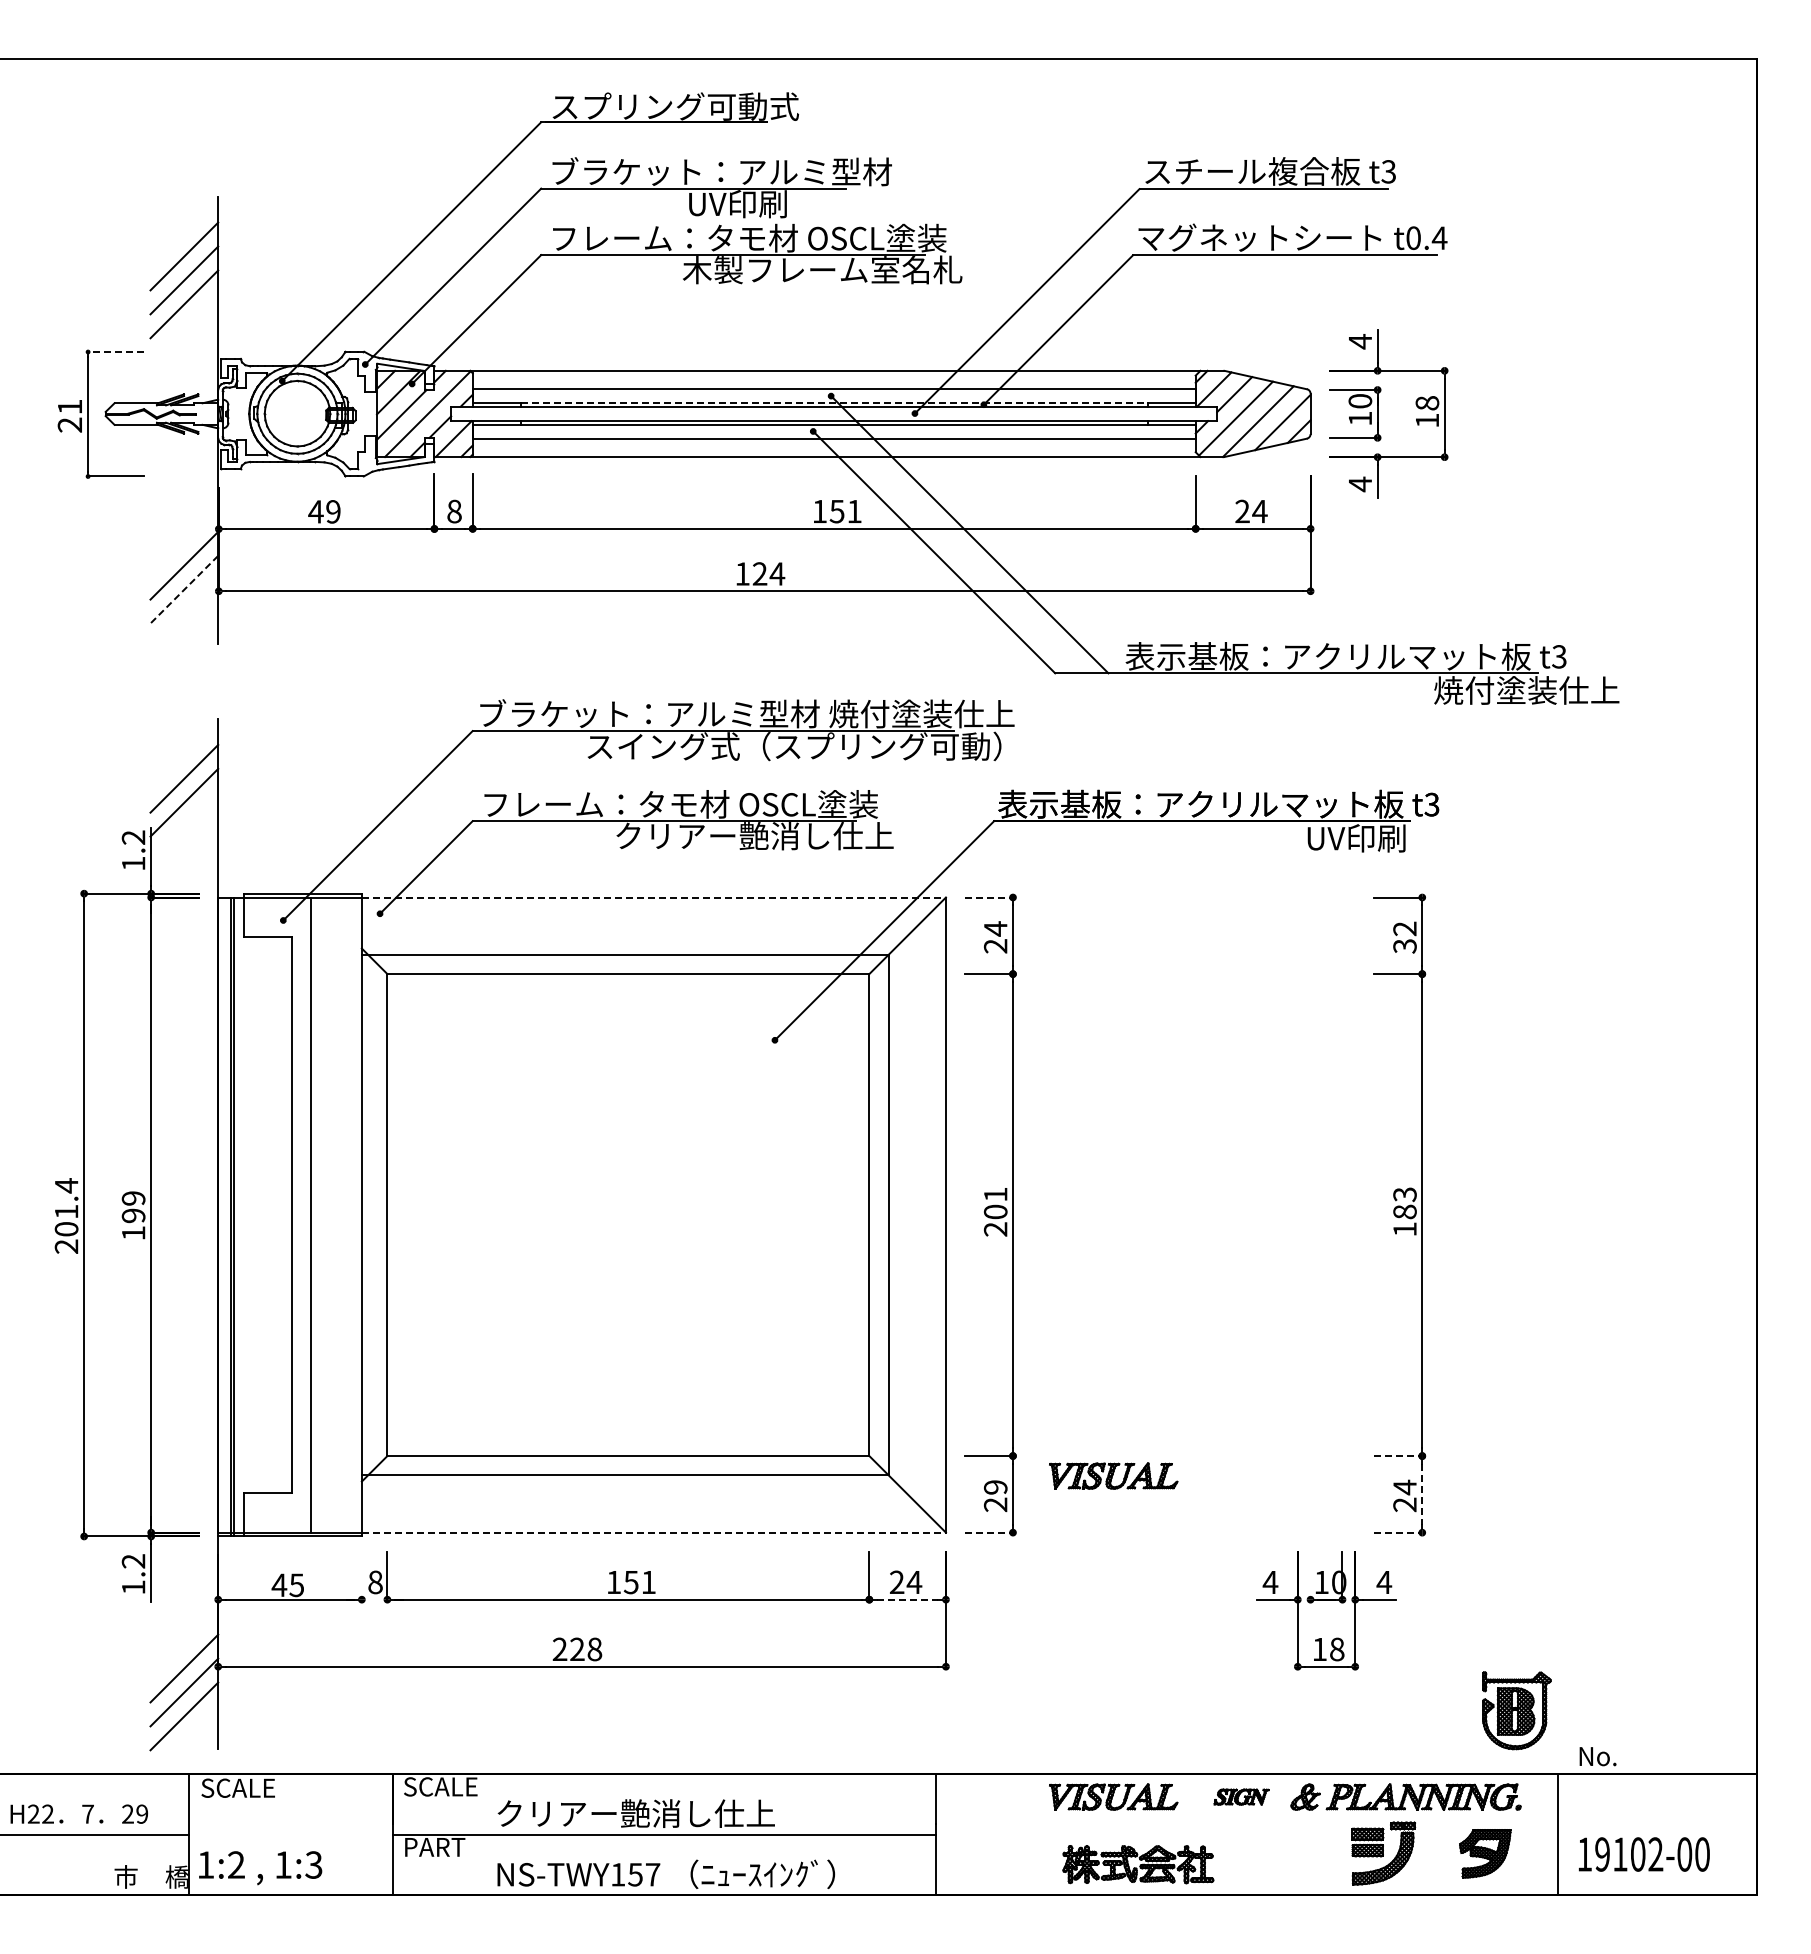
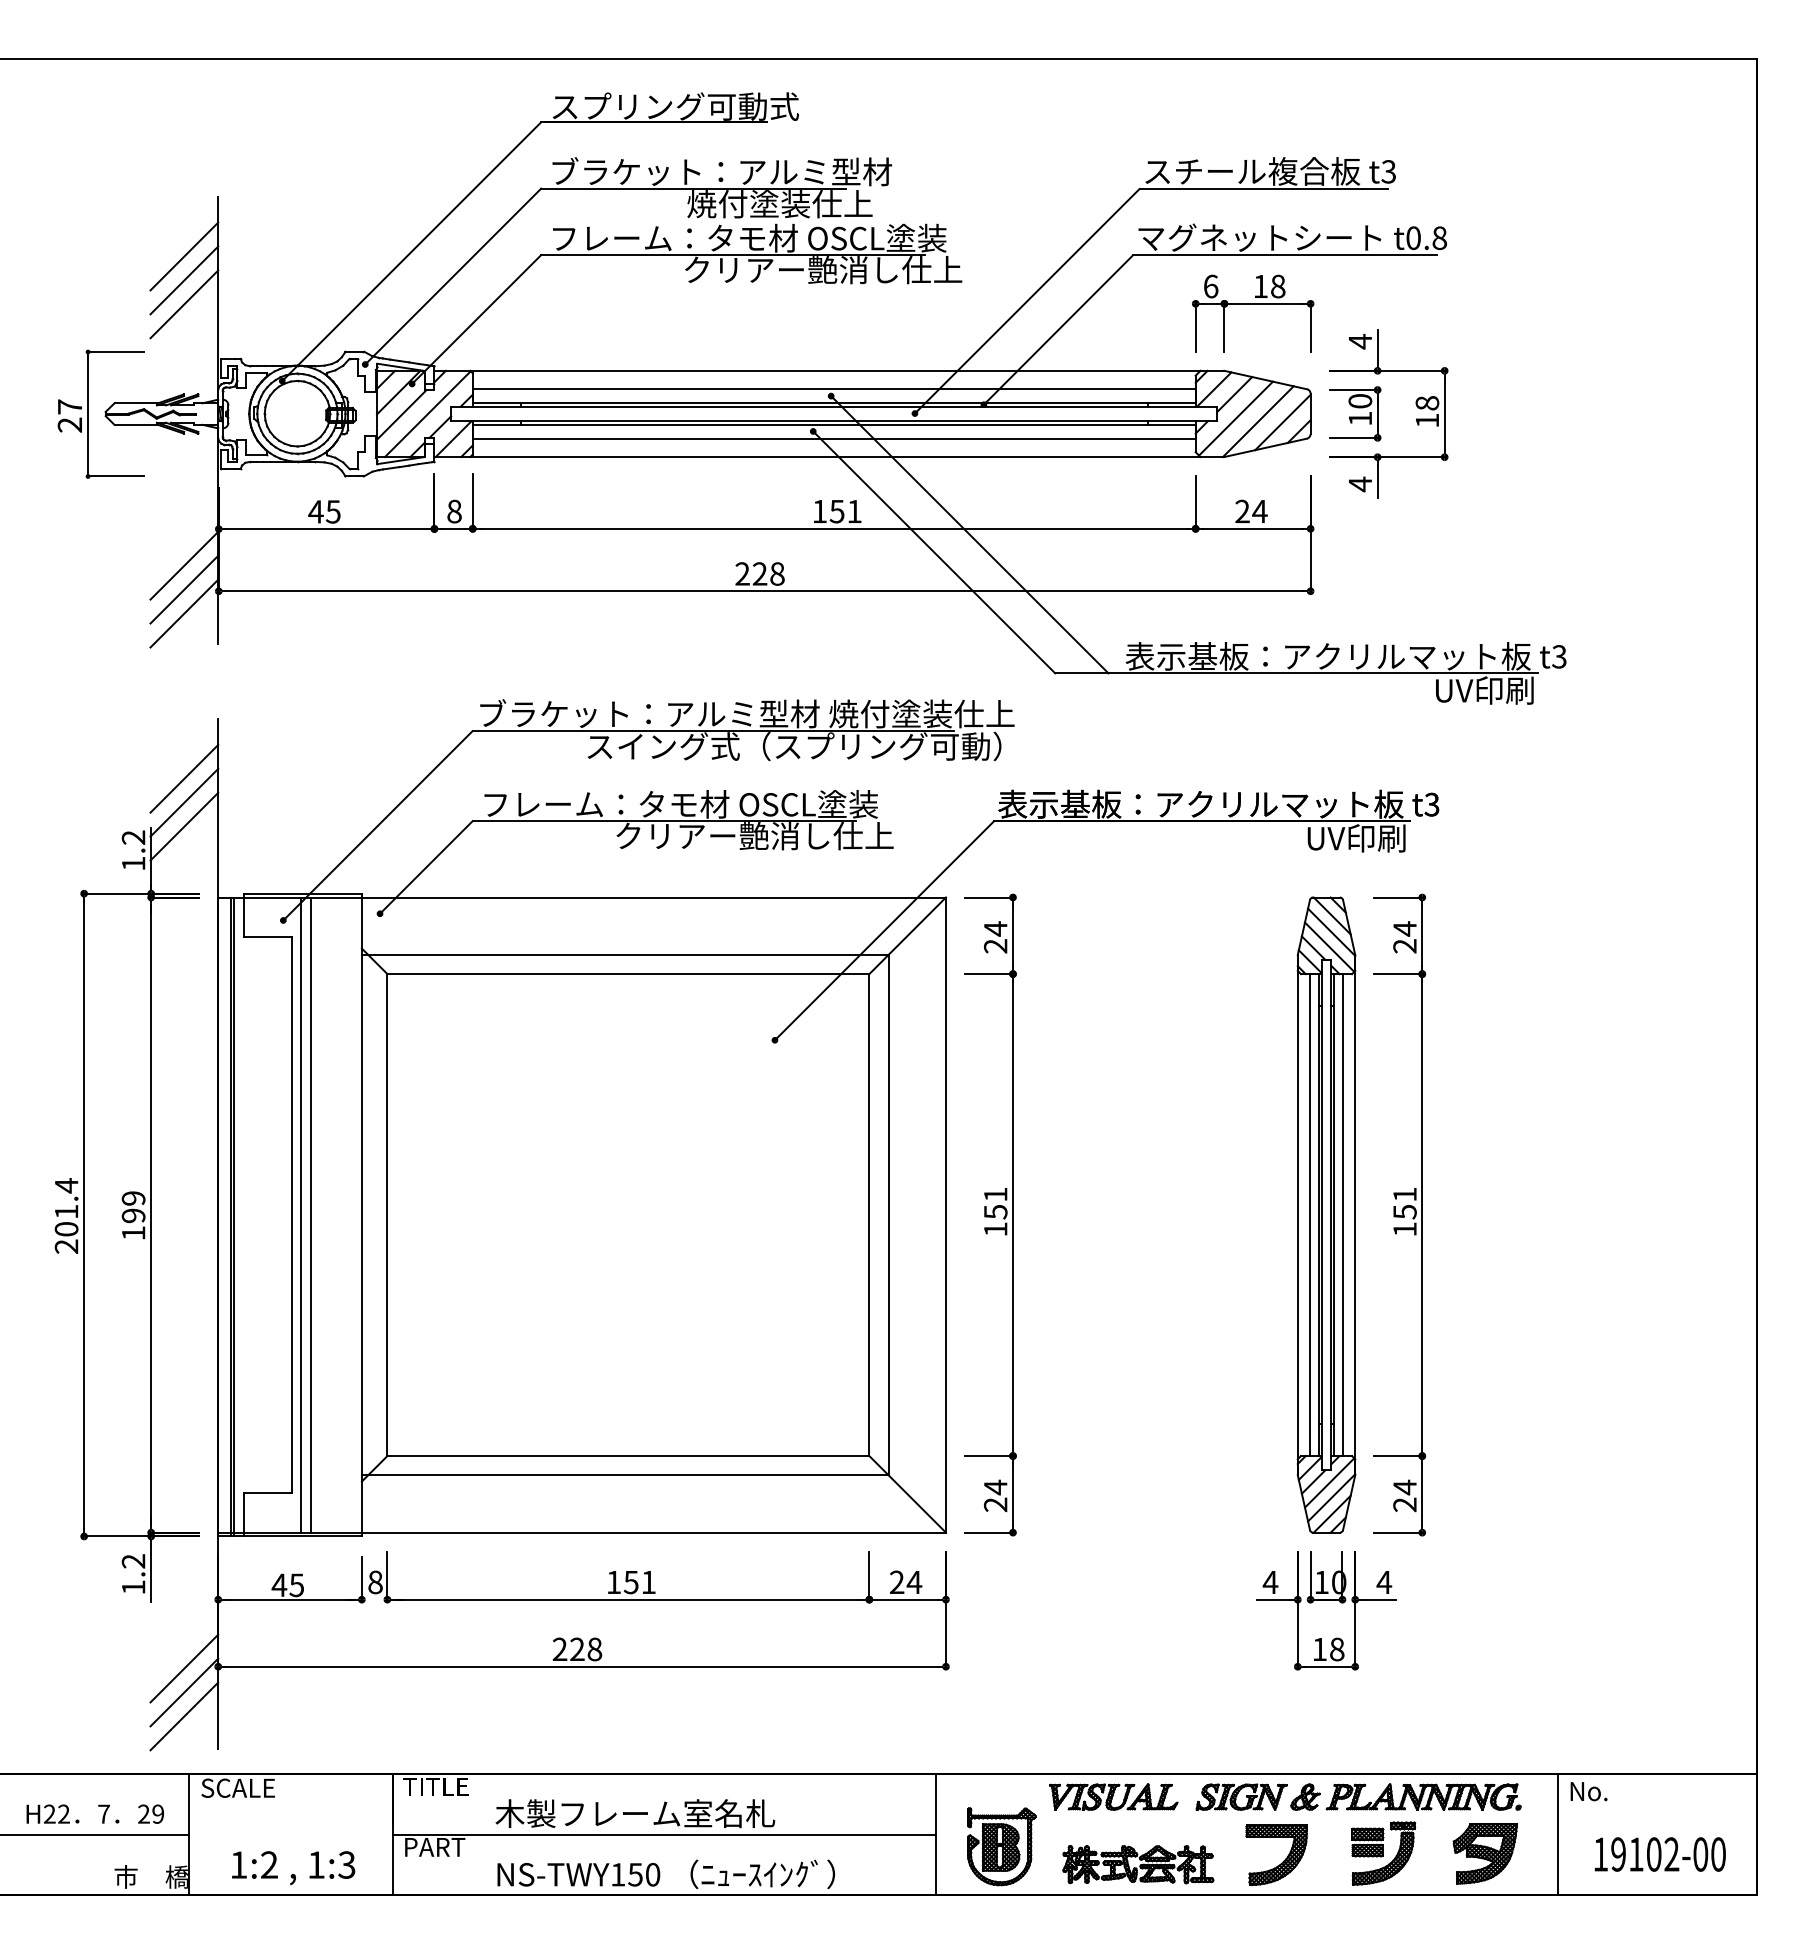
text: UV印刷 -> 焼付塗装仕上 (779, 204)
text: t0.4 -> t0.8 (1439, 237)
text: 木製フレーム室名札 -> クリアー艶消し仕上 (822, 269)
part: none -> present (1253, 304)
line: dashed -> solid (115, 351)
line: dashed -> solid (834, 402)
text: 21 -> 27 (69, 406)
text: 49 -> 45 (333, 511)
text: 124 -> 228 (760, 573)
line: dashed -> solid (184, 589)
line: none -> present (184, 613)
text: 焼付塗装仕上 -> UV印刷 (1526, 690)
line: none -> present (184, 826)
line: dashed -> solid (654, 897)
line: dashed -> solid (989, 897)
text: 32 -> 24 (1404, 937)
text: 183 -> 151 (1404, 1203)
line: none -> present (301, 1214)
part: none -> present (1326, 1214)
text: 201 -> 151 (995, 1220)
line: dashed -> solid (1398, 1456)
part: present -> none (1113, 1475)
text: 29 -> 24 (995, 1487)
line: dashed -> solid (1422, 1494)
line: dashed -> solid (654, 1532)
line: dashed -> solid (989, 1532)
line: dashed -> solid (1398, 1532)
line: none -> present (1310, 1575)
line: none -> present (361, 1577)
line: dashed -> solid (907, 1599)
part position: (1516, 1710) -> (1001, 1846) (1001, 1846)
text position: (1597, 1756) -> (1588, 1791) (1588, 1791)
text: SCALE -> TITLE (440, 1786)
part size: 57x18 px -> 93x28 px (1241, 1796)
text position: (78, 1813) -> (94, 1813) (94, 1813)
text: クリアー艶消し仕上 -> 木製フレーム室名札 (635, 1813)
part size: 53x50 px -> 66x62 px (1484, 1853)
text position: (1643, 1854) -> (1659, 1854) (1659, 1854)
part: none -> present (1283, 1860)
text position: (260, 1868) -> (293, 1868) (293, 1868)
text: NS-TWY157 -> NS-TWY150 (653, 1874)
